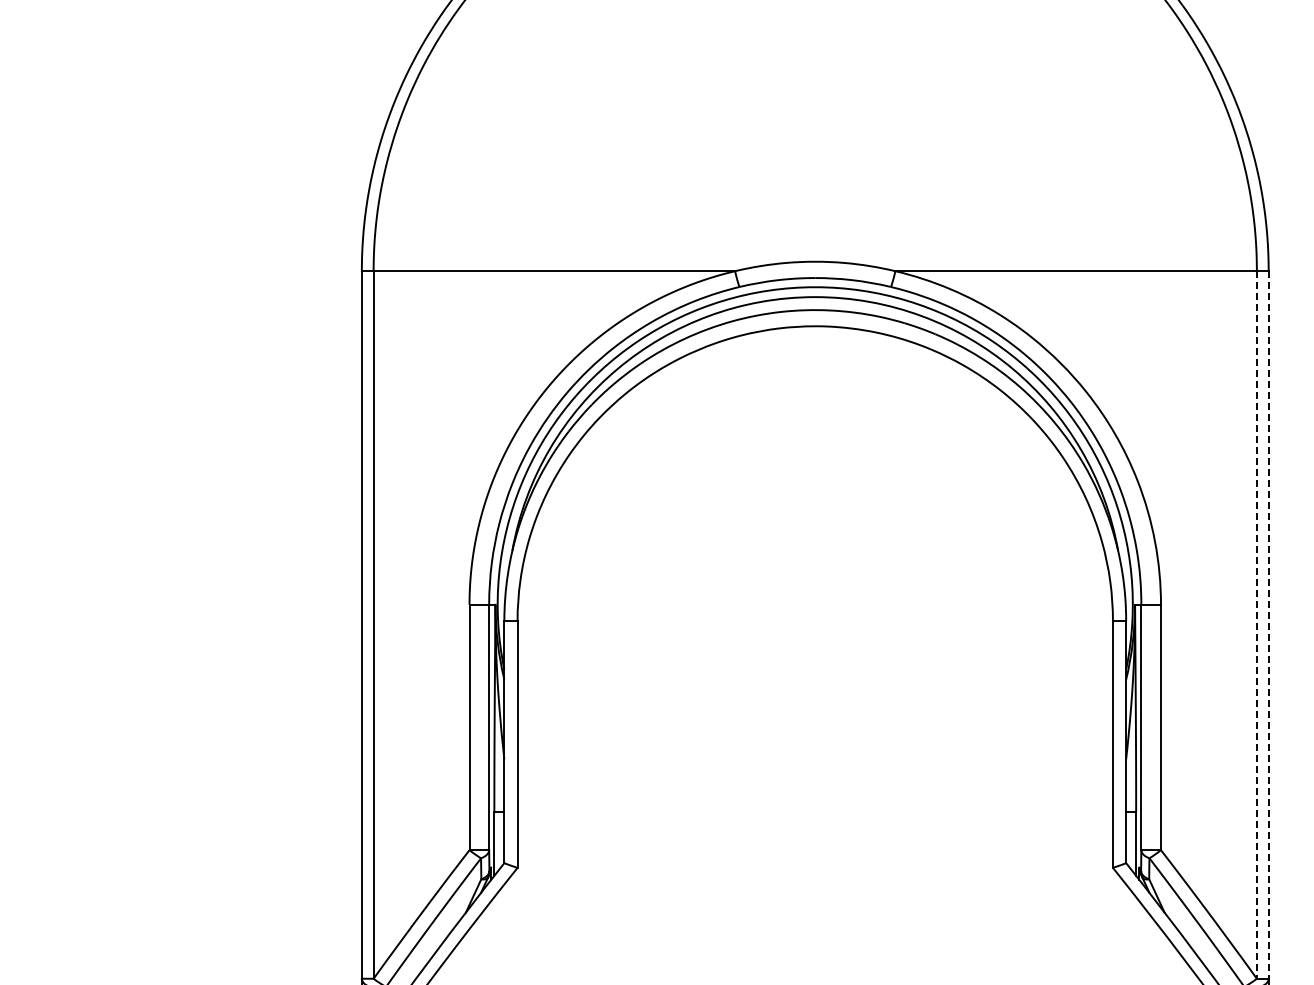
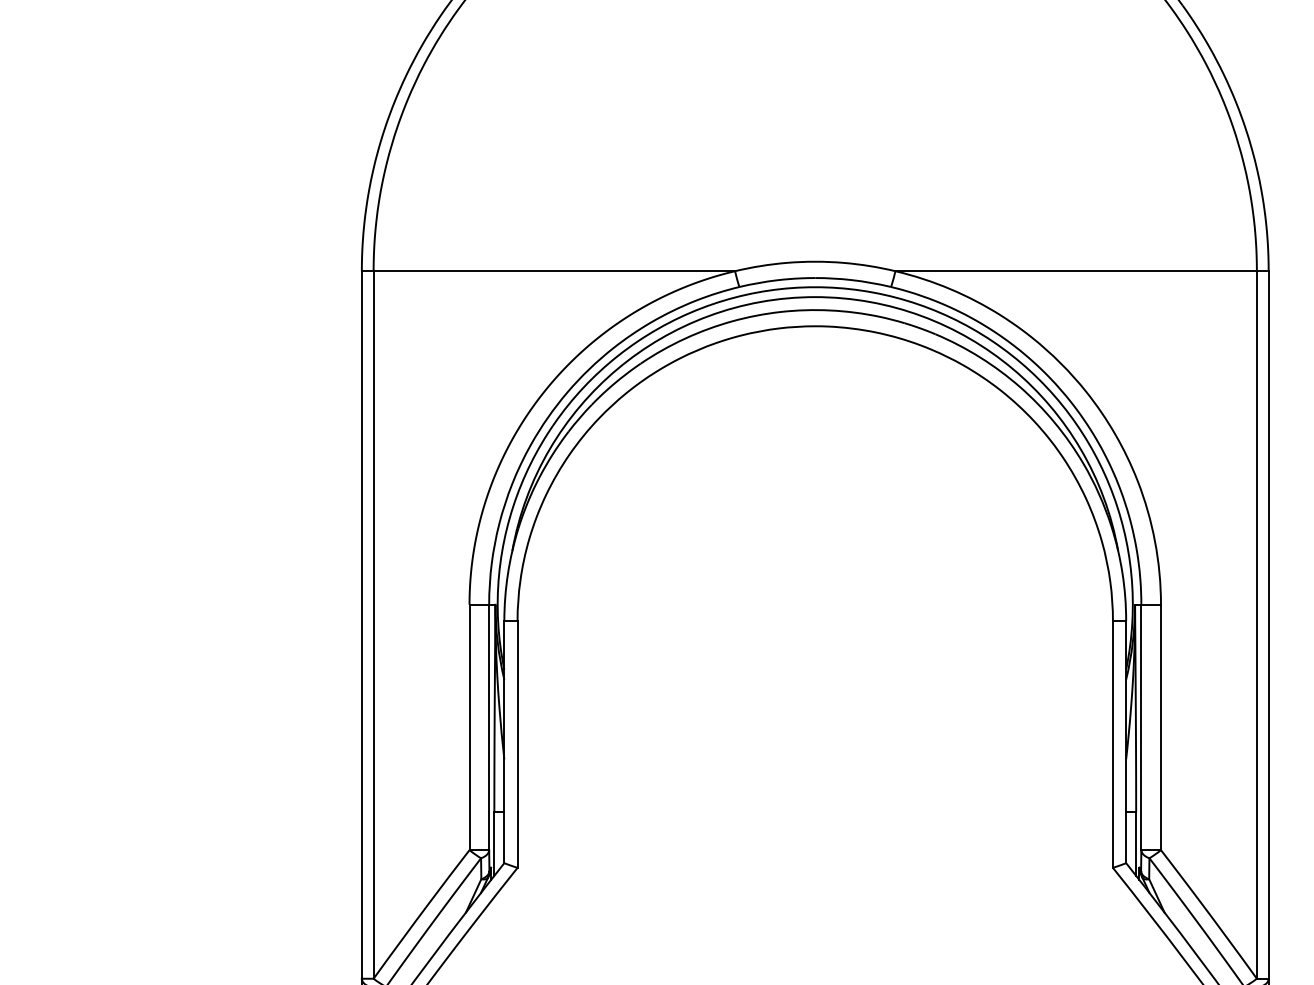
line: dashed -> solid (1256, 624)
line: dashed -> solid (1268, 624)
